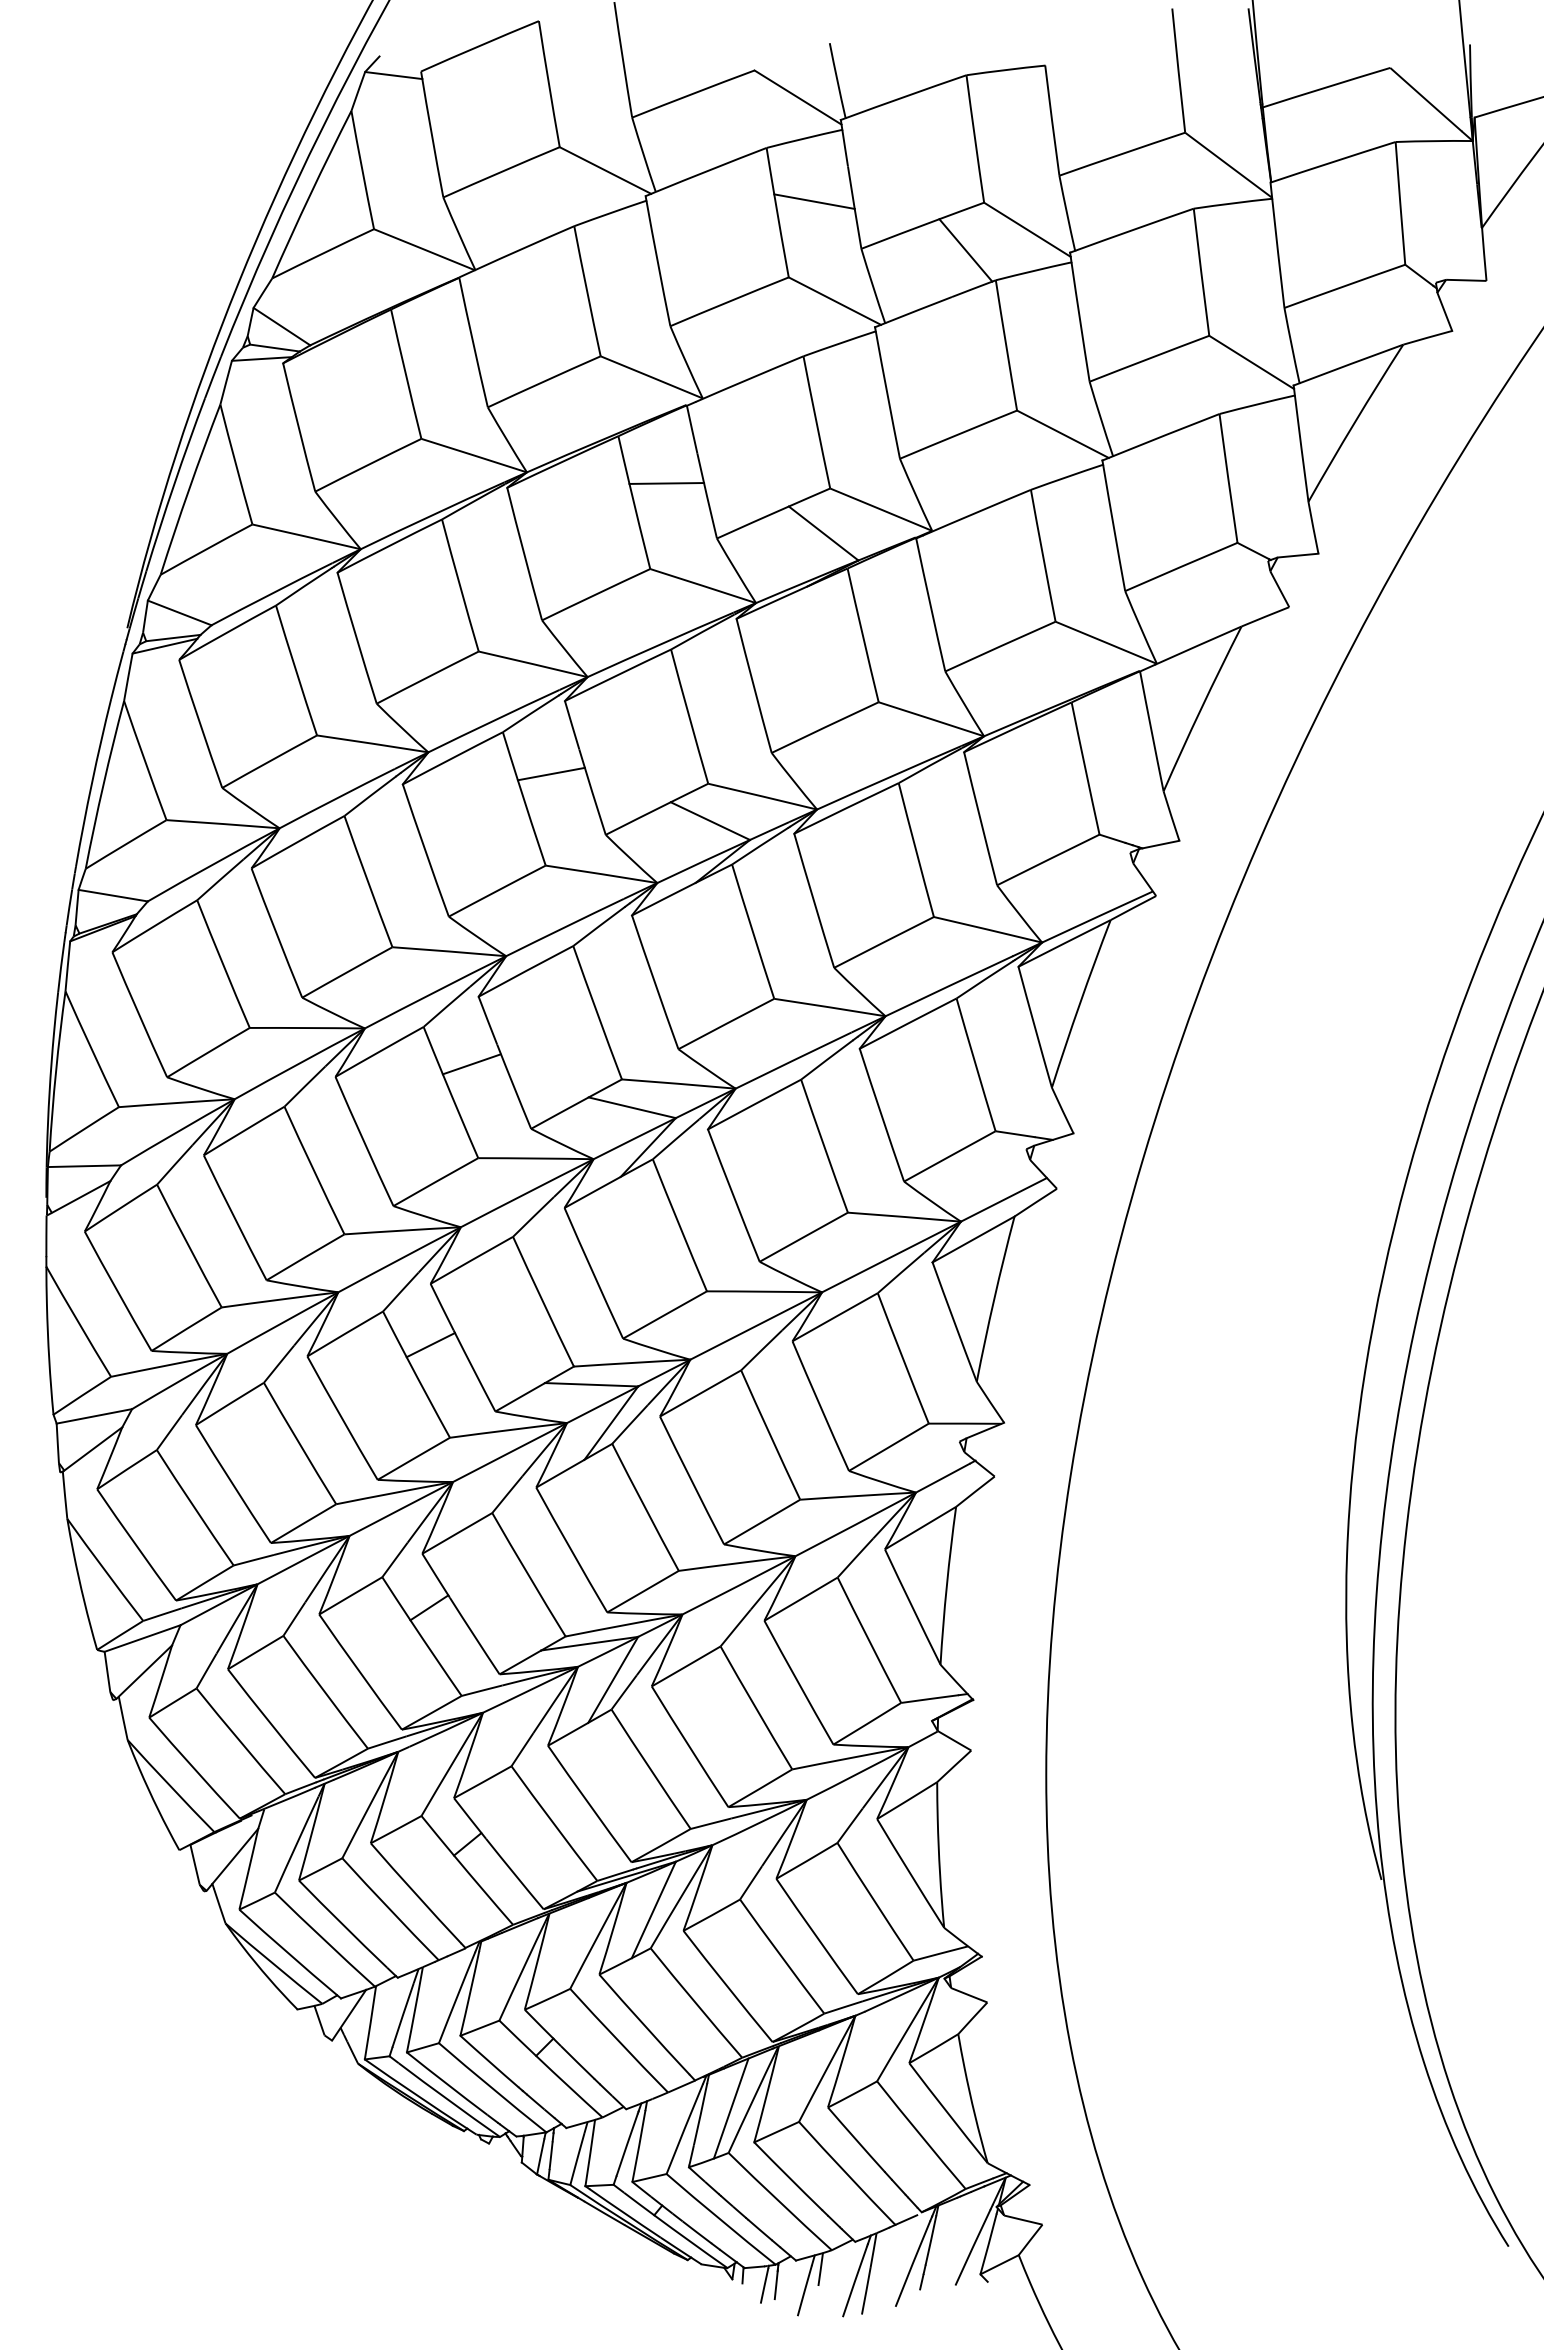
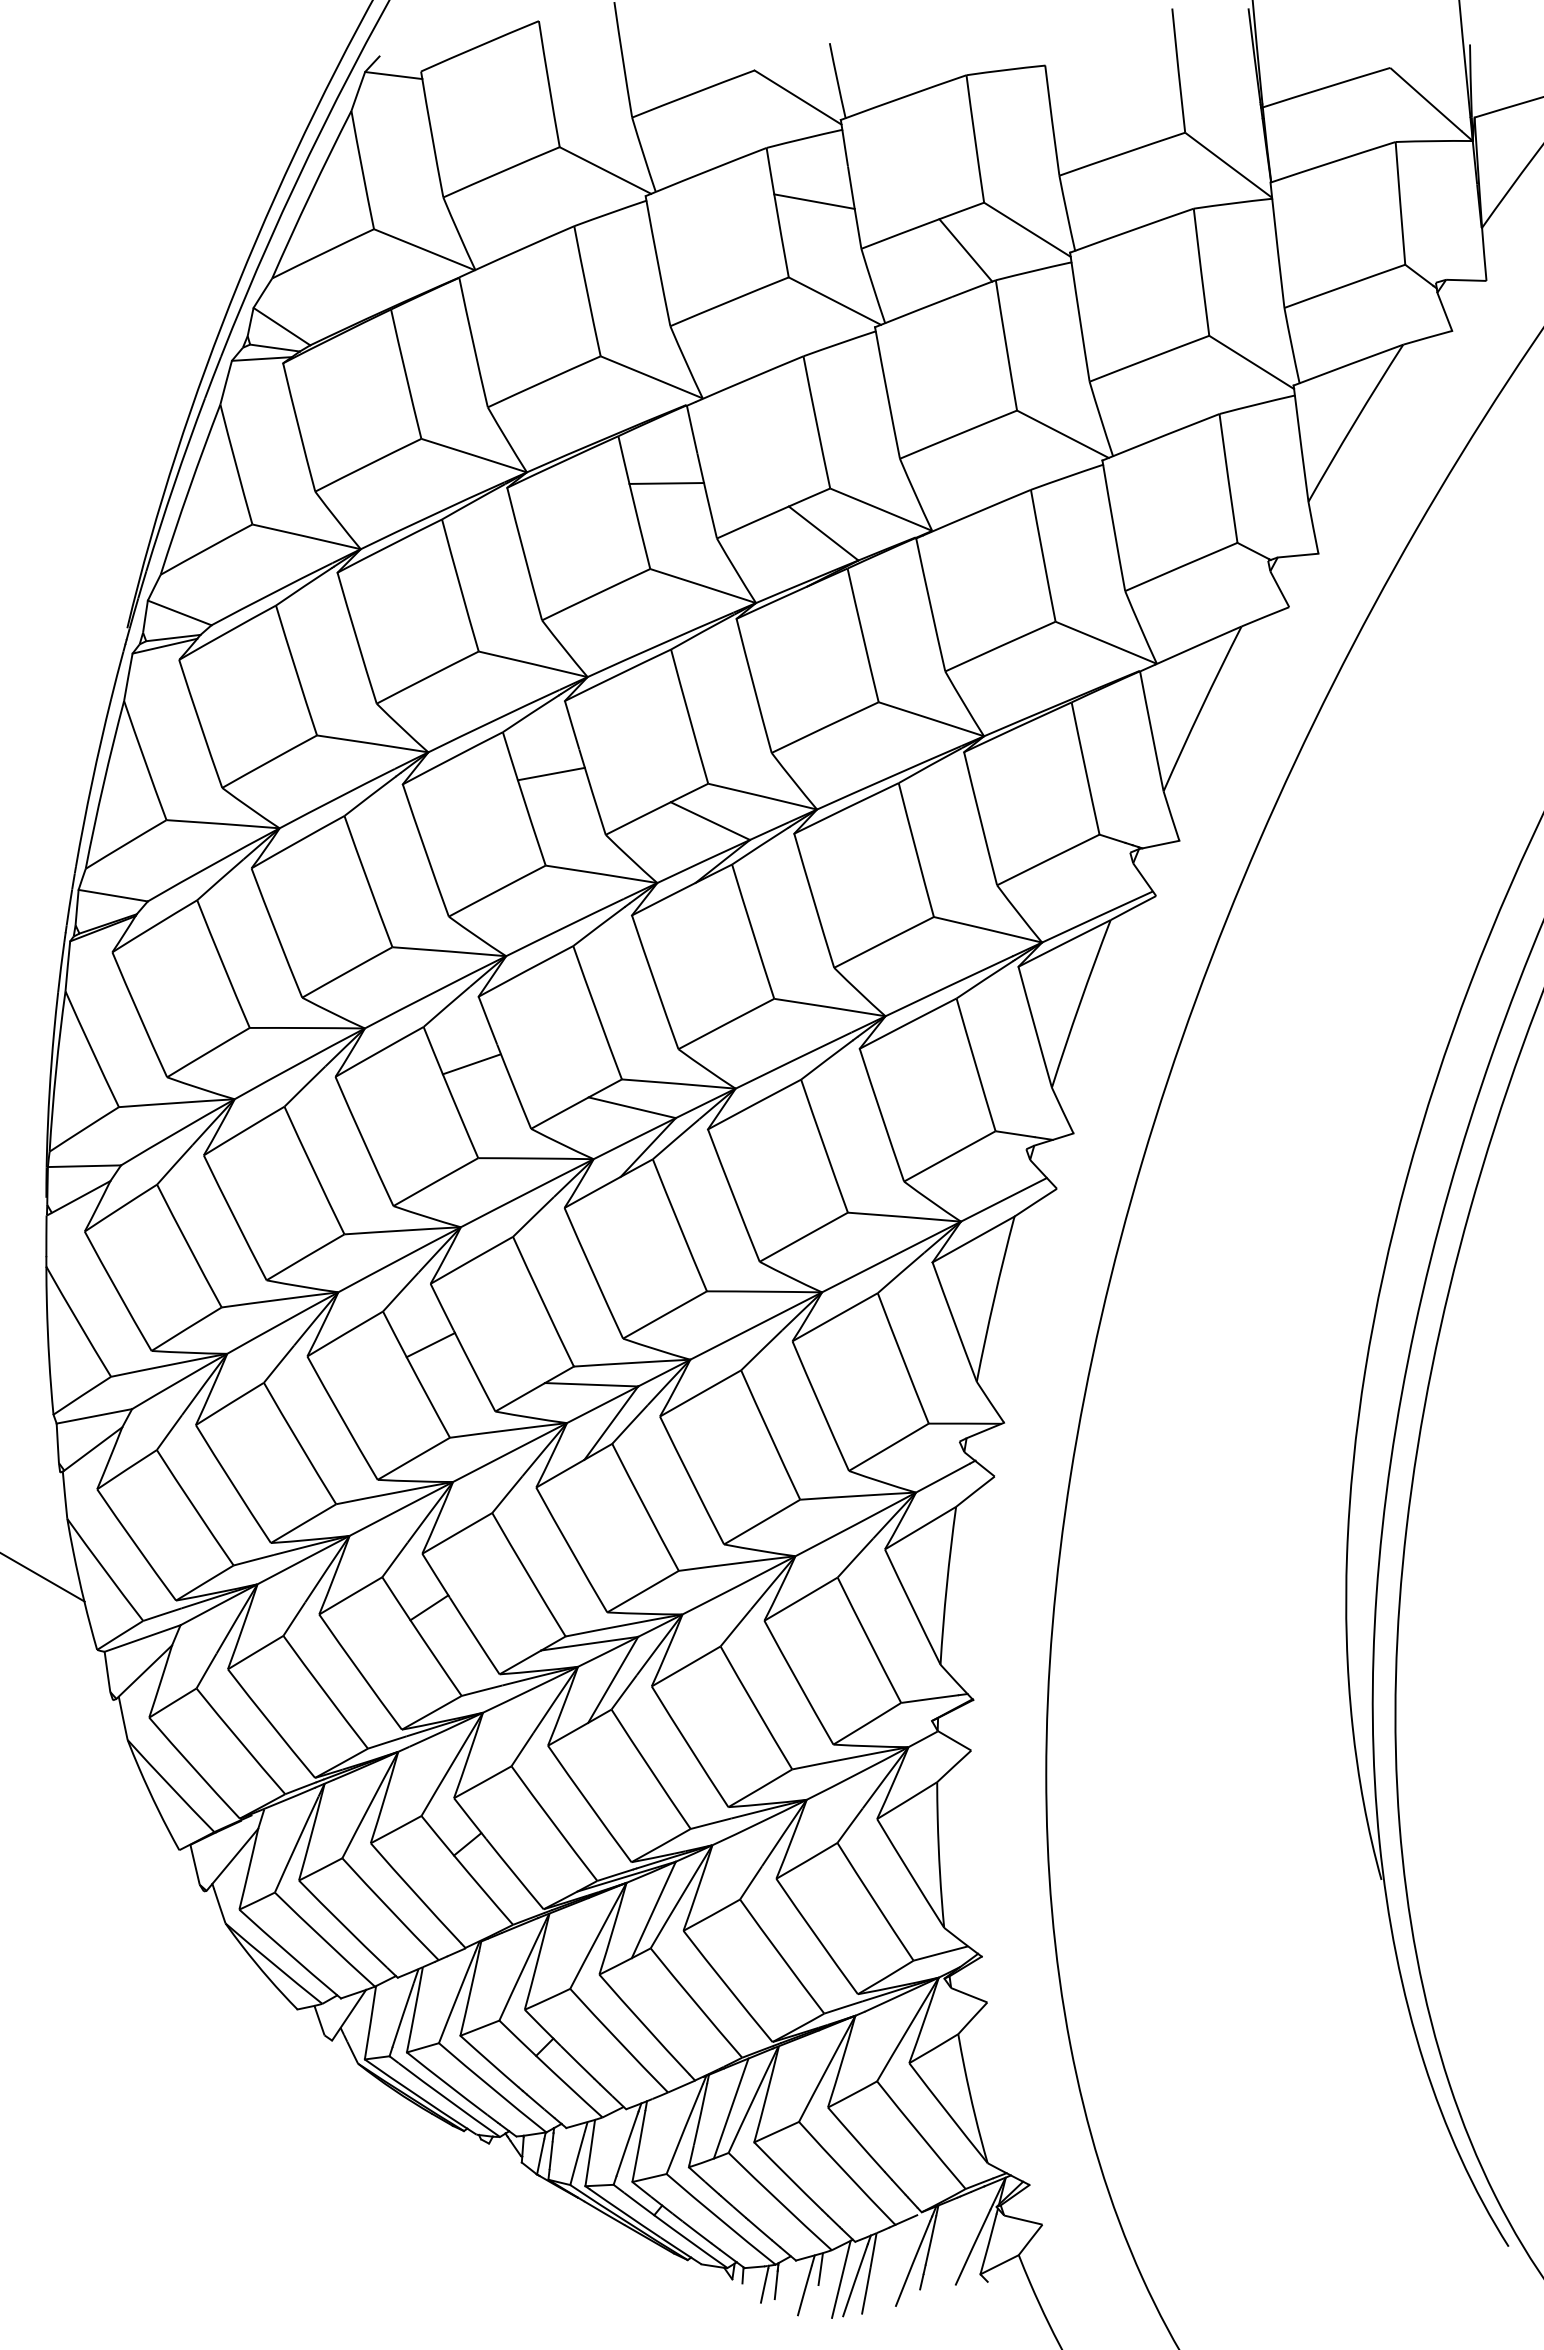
line: none -> present (43, 1577)
line: none -> present (841, 2278)
